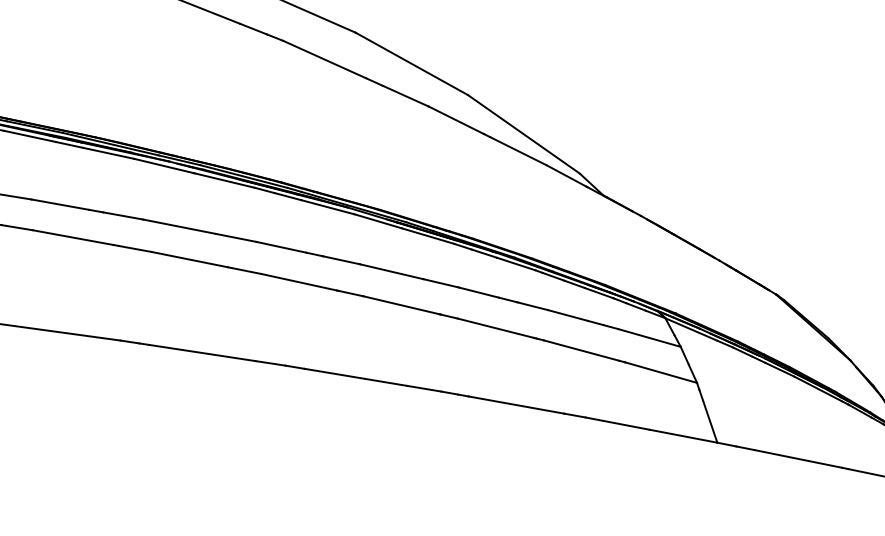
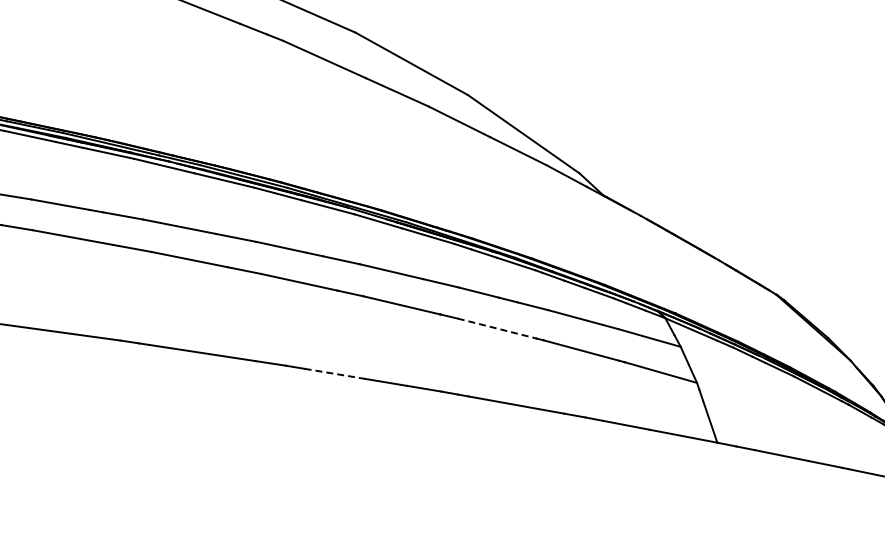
line: solid -> dashed (496, 328)
line: solid -> dashed (334, 373)
